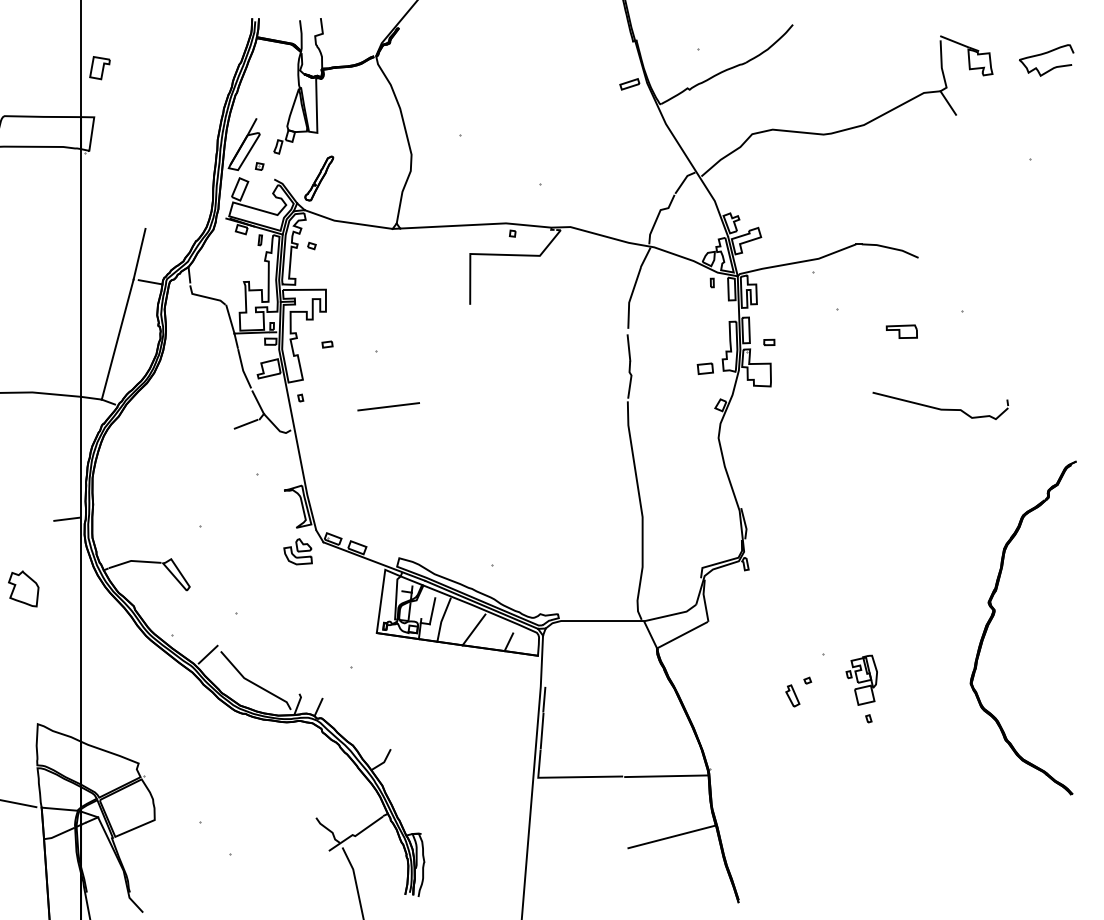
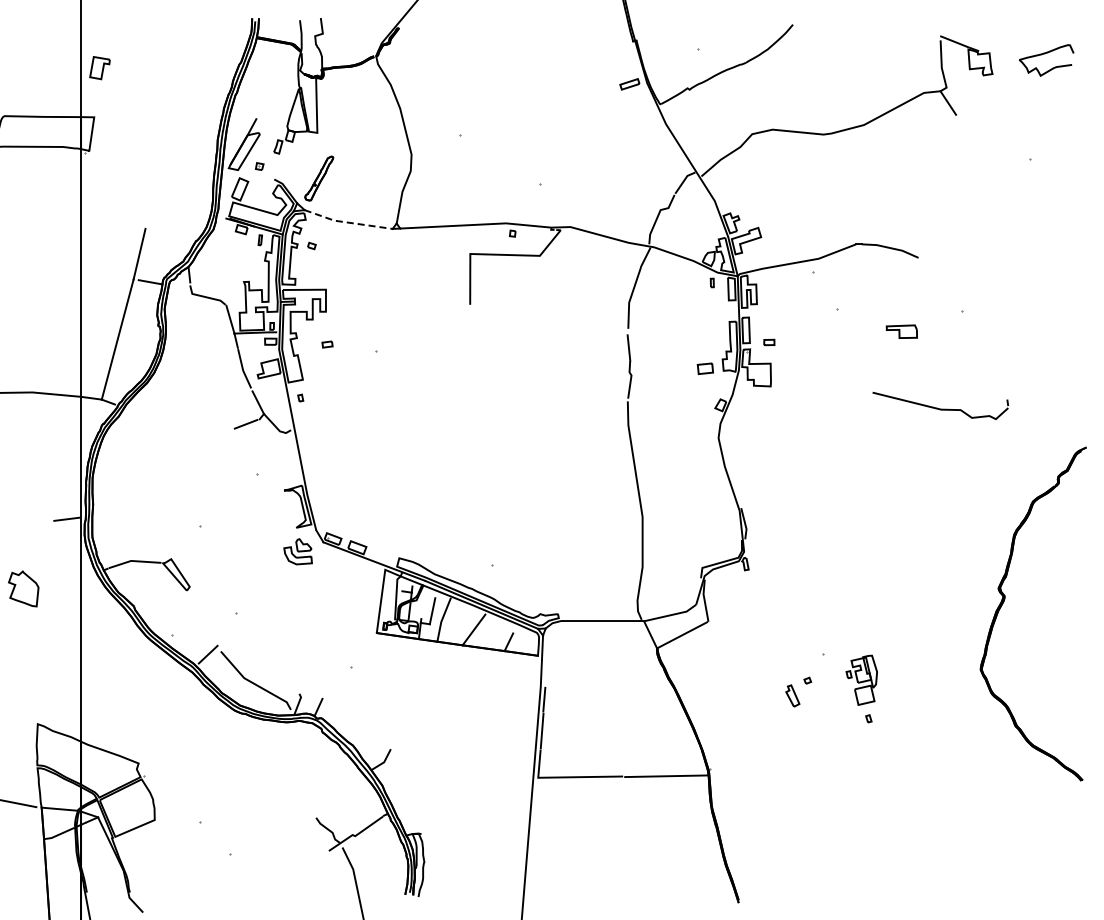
line: solid -> dashed (347, 222)
line: present -> none (388, 406)
part position: (994, 616) -> (1004, 602) (1004, 602)
line: present -> none (671, 836)
